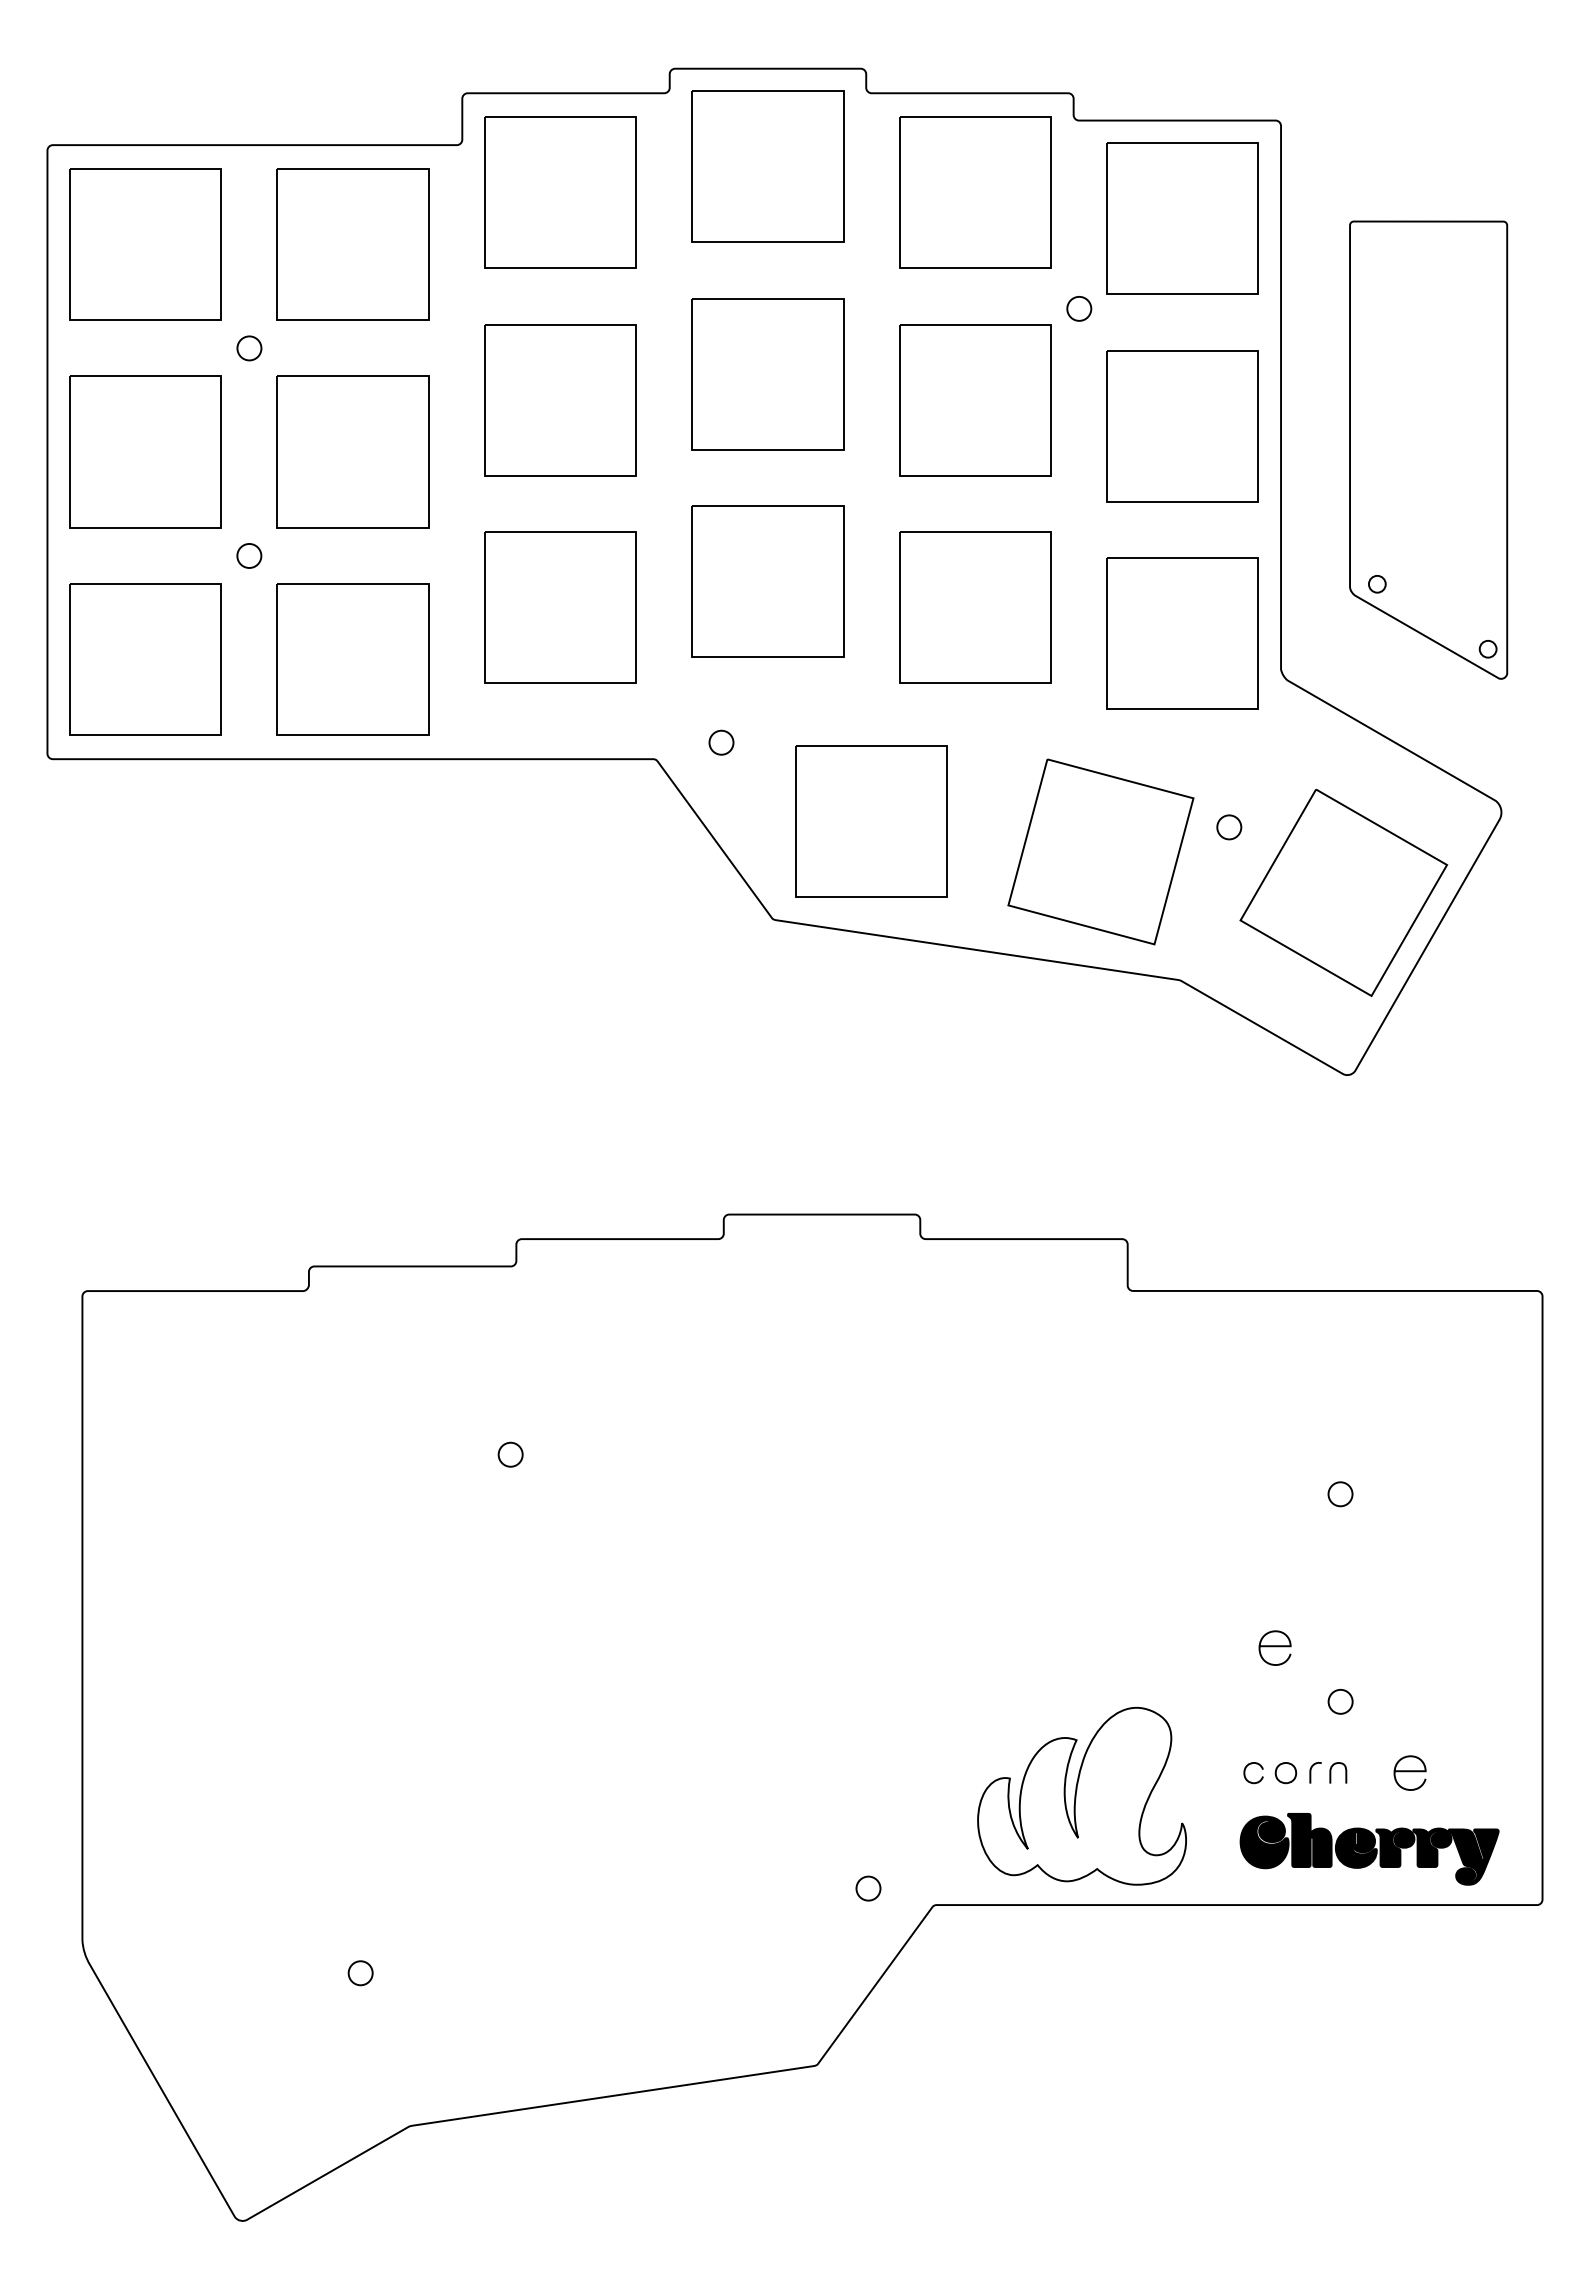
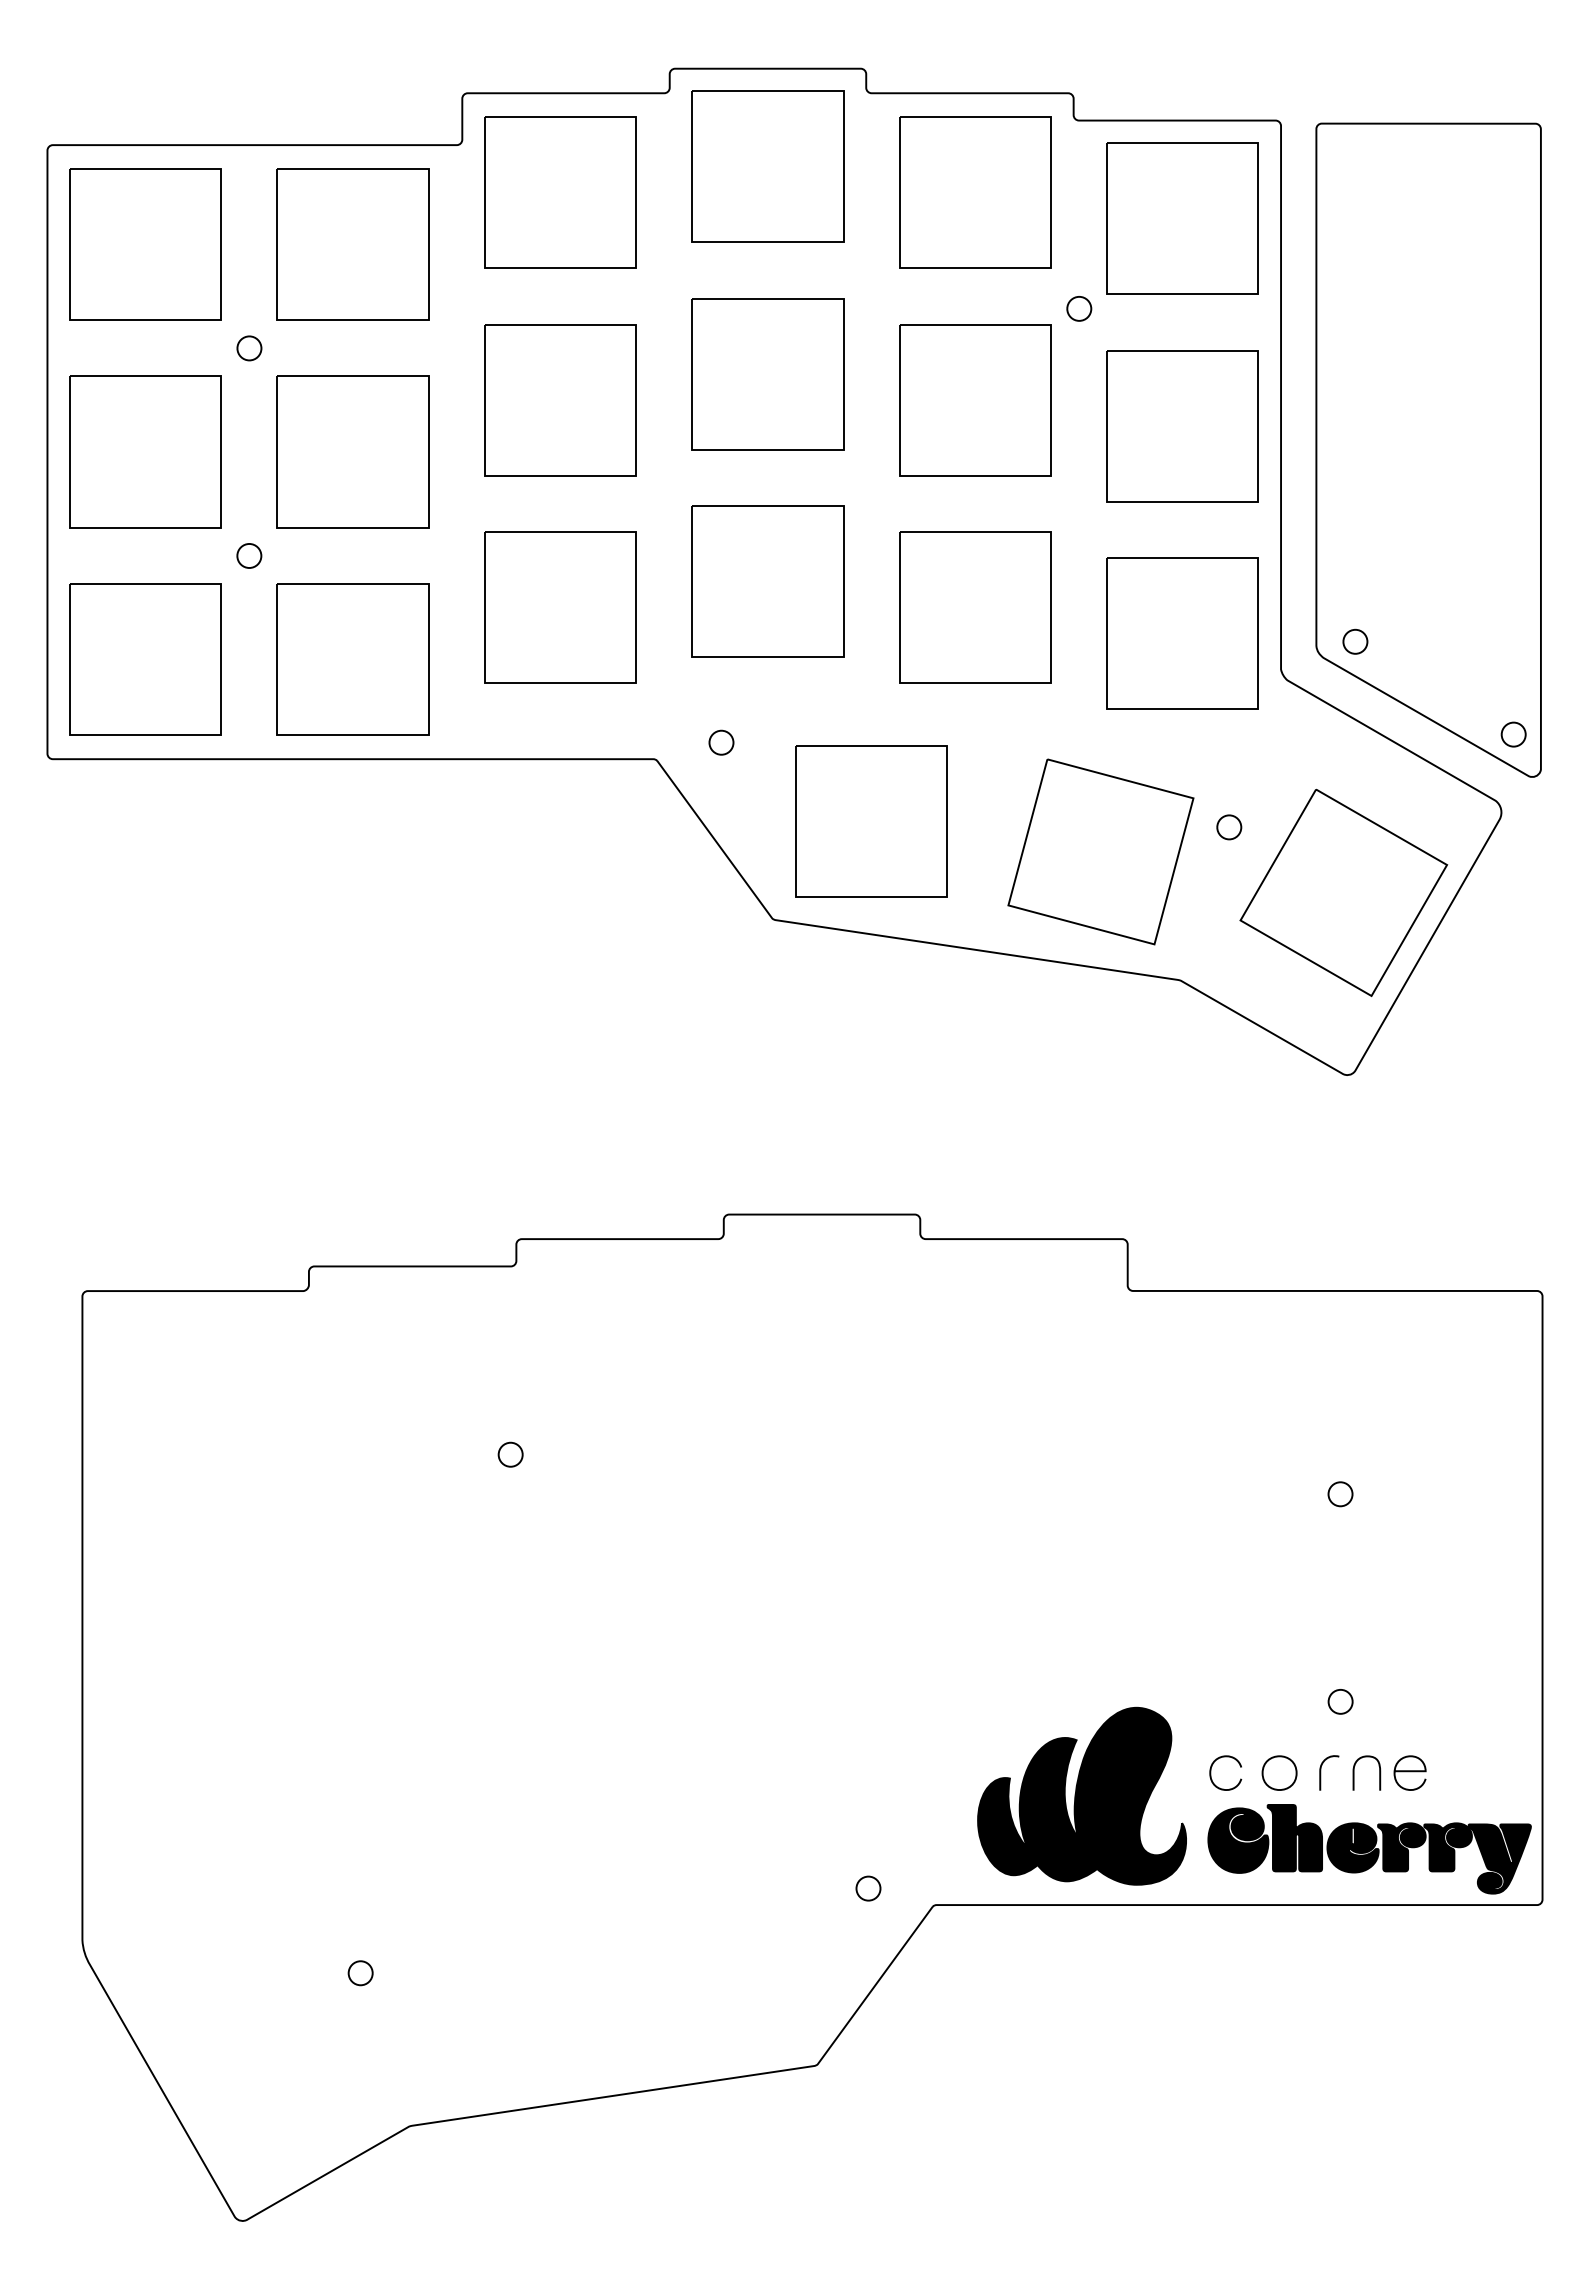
part size: 160x460 px -> 227x656 px (1428, 449)
curve: present -> none (1274, 1647)
part size: 105x23 px -> 173x36 px (1295, 1772)
fill: none -> present (1082, 1795)
part size: 261x73 px -> 325x91 px (1369, 1849)
